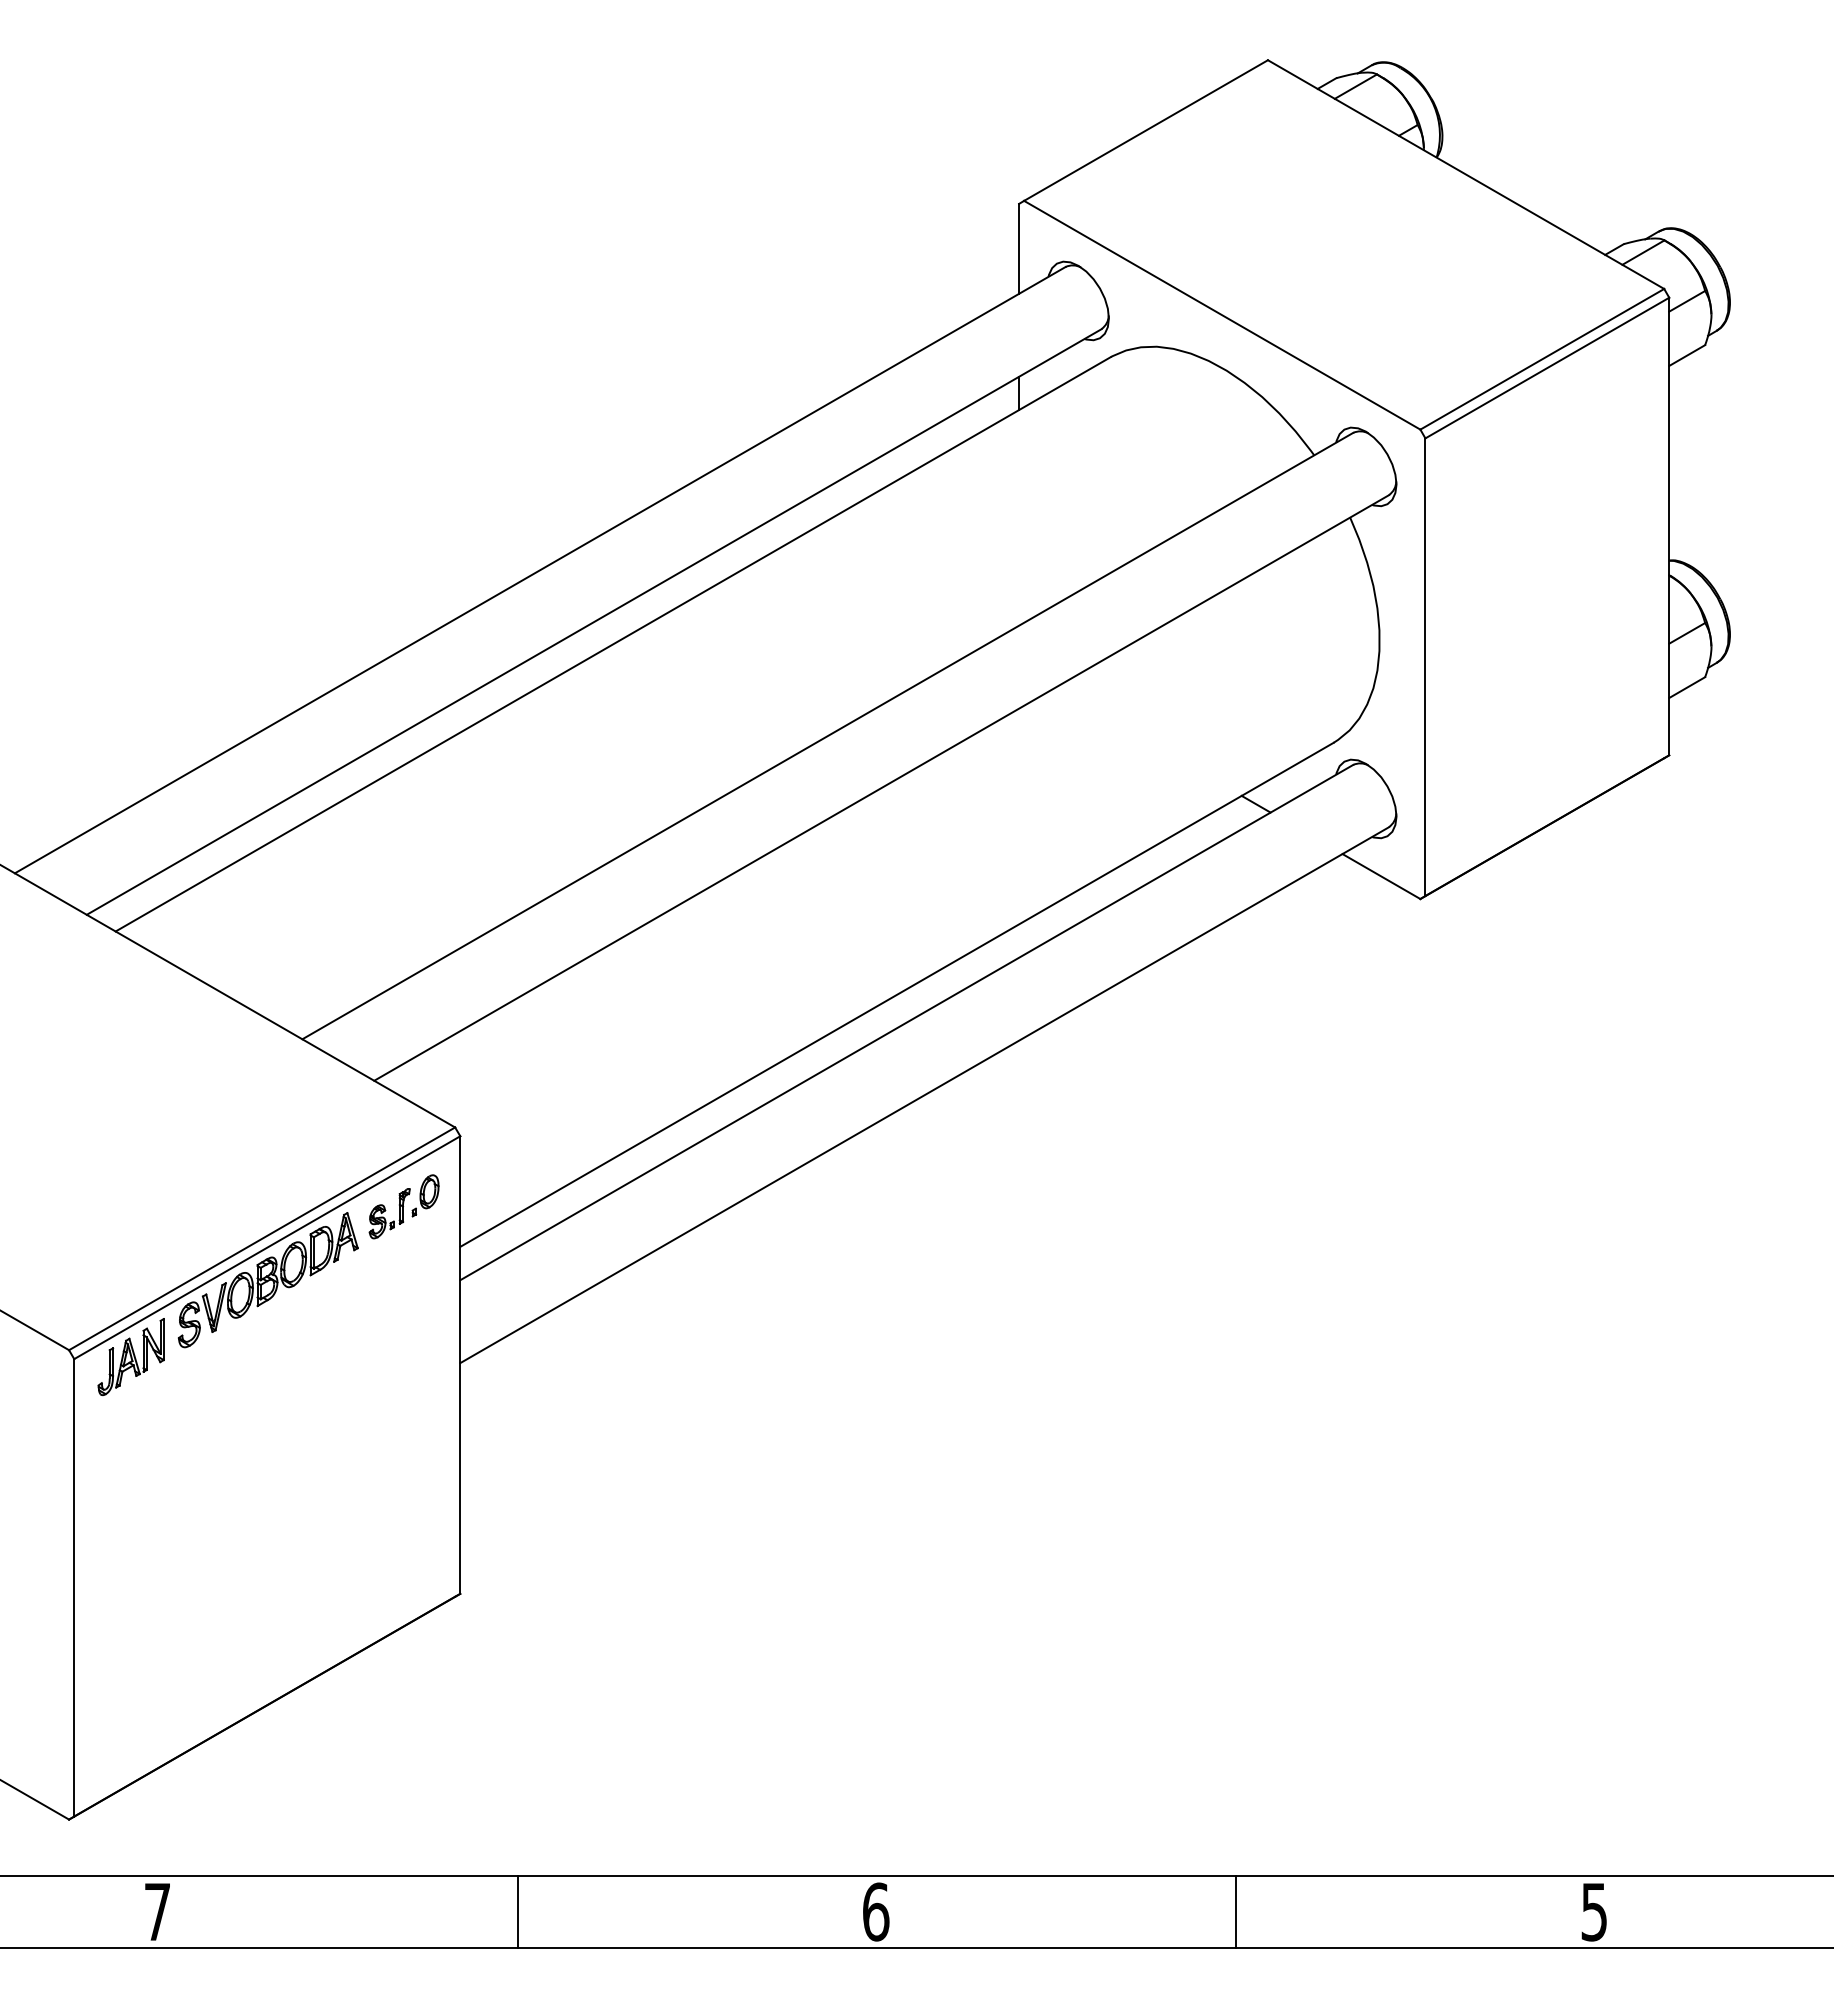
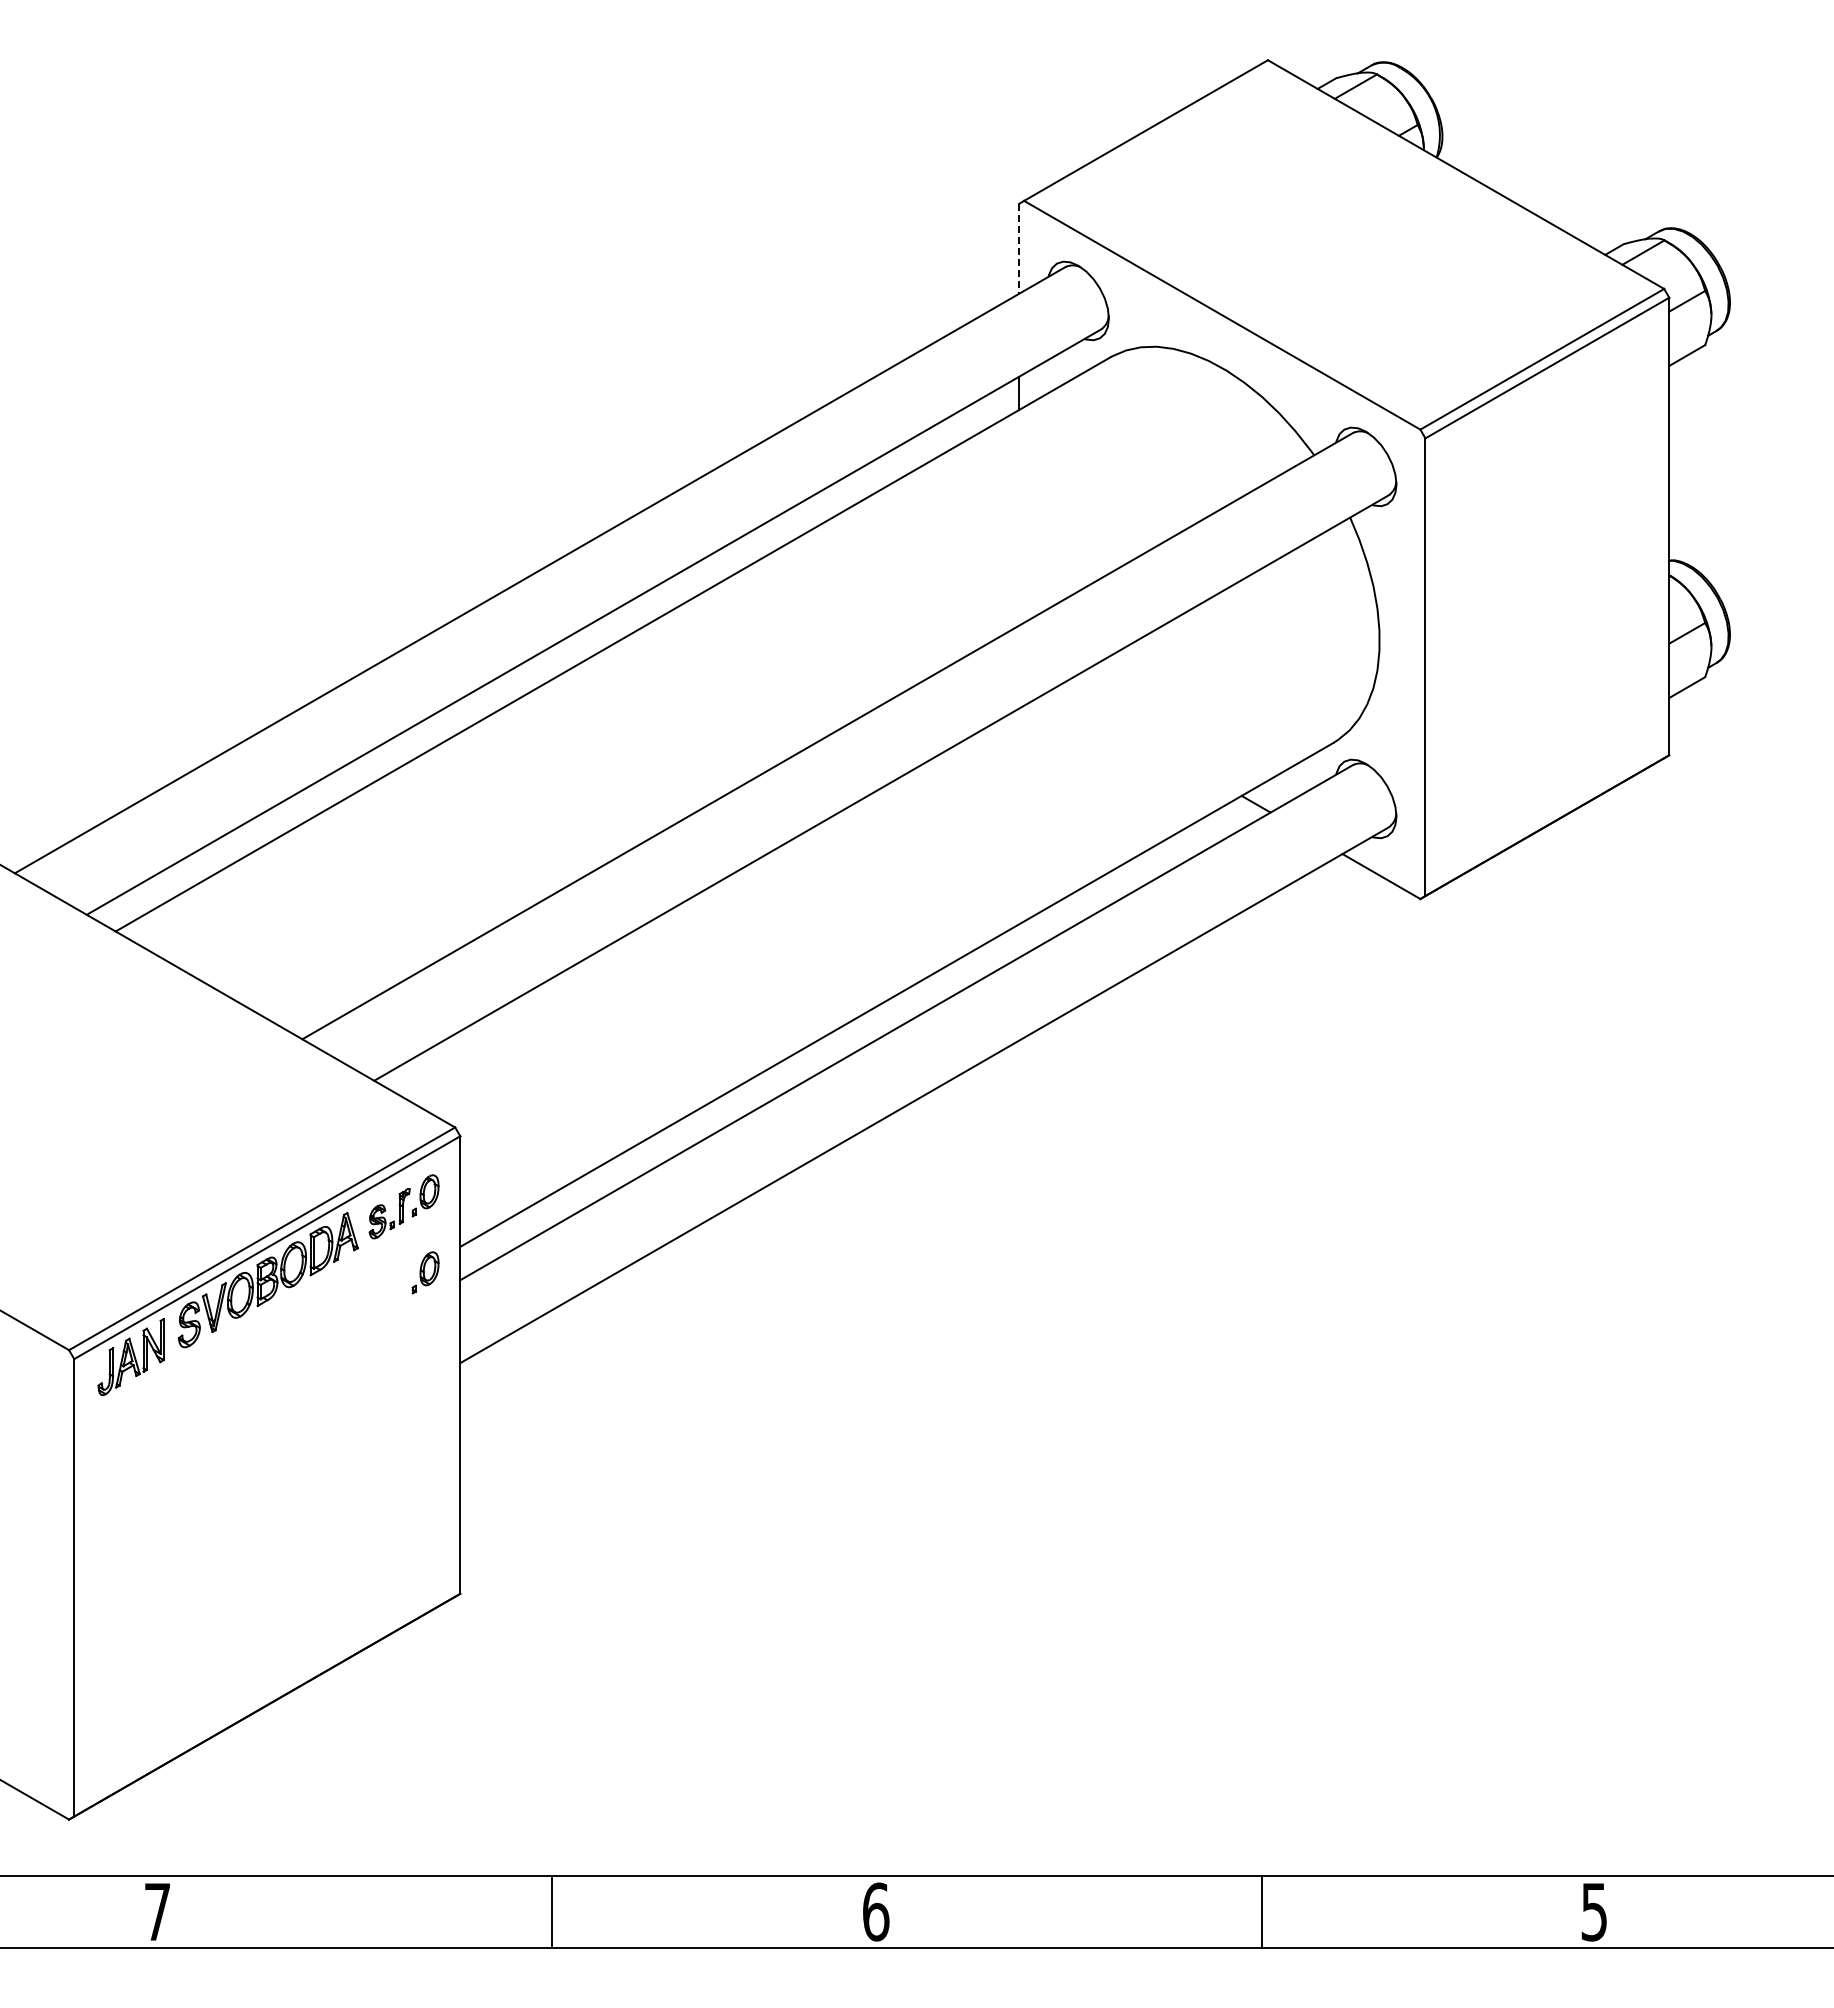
line: solid -> dashed (1019, 248)
part: none -> present (425, 1272)
line position: (517, 1911) -> (551, 1911) (551, 1911)
line position: (1235, 1911) -> (1261, 1911) (1261, 1911)
